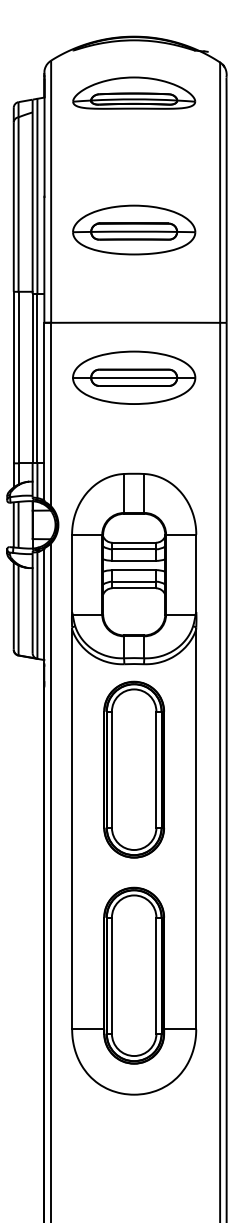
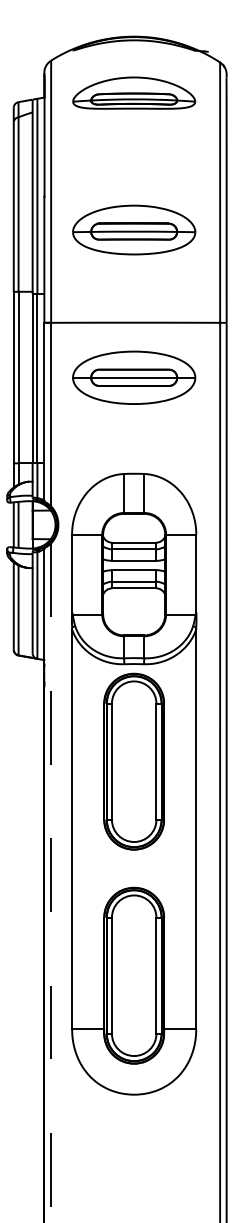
part position: (133, 769) -> (133, 761) (133, 761)
line: solid -> dashed (51, 883)
